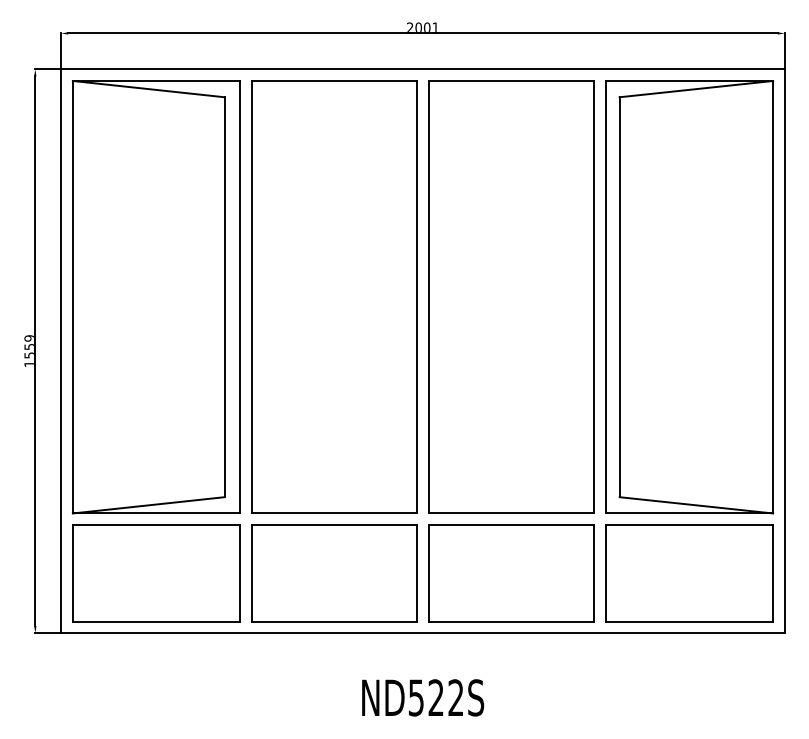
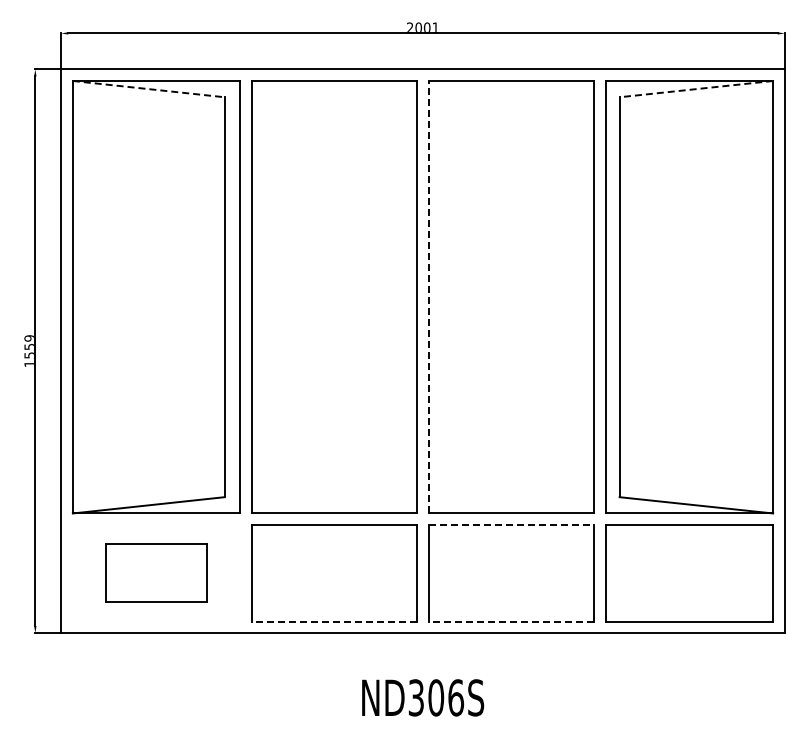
line: solid -> dashed (149, 89)
line: solid -> dashed (695, 89)
line: solid -> dashed (428, 296)
line: solid -> dashed (511, 525)
part size: 169x99 px -> 103x60 px (156, 572)
line: solid -> dashed (334, 621)
line: solid -> dashed (511, 621)
text: ND522S -> ND306S (436, 697)
